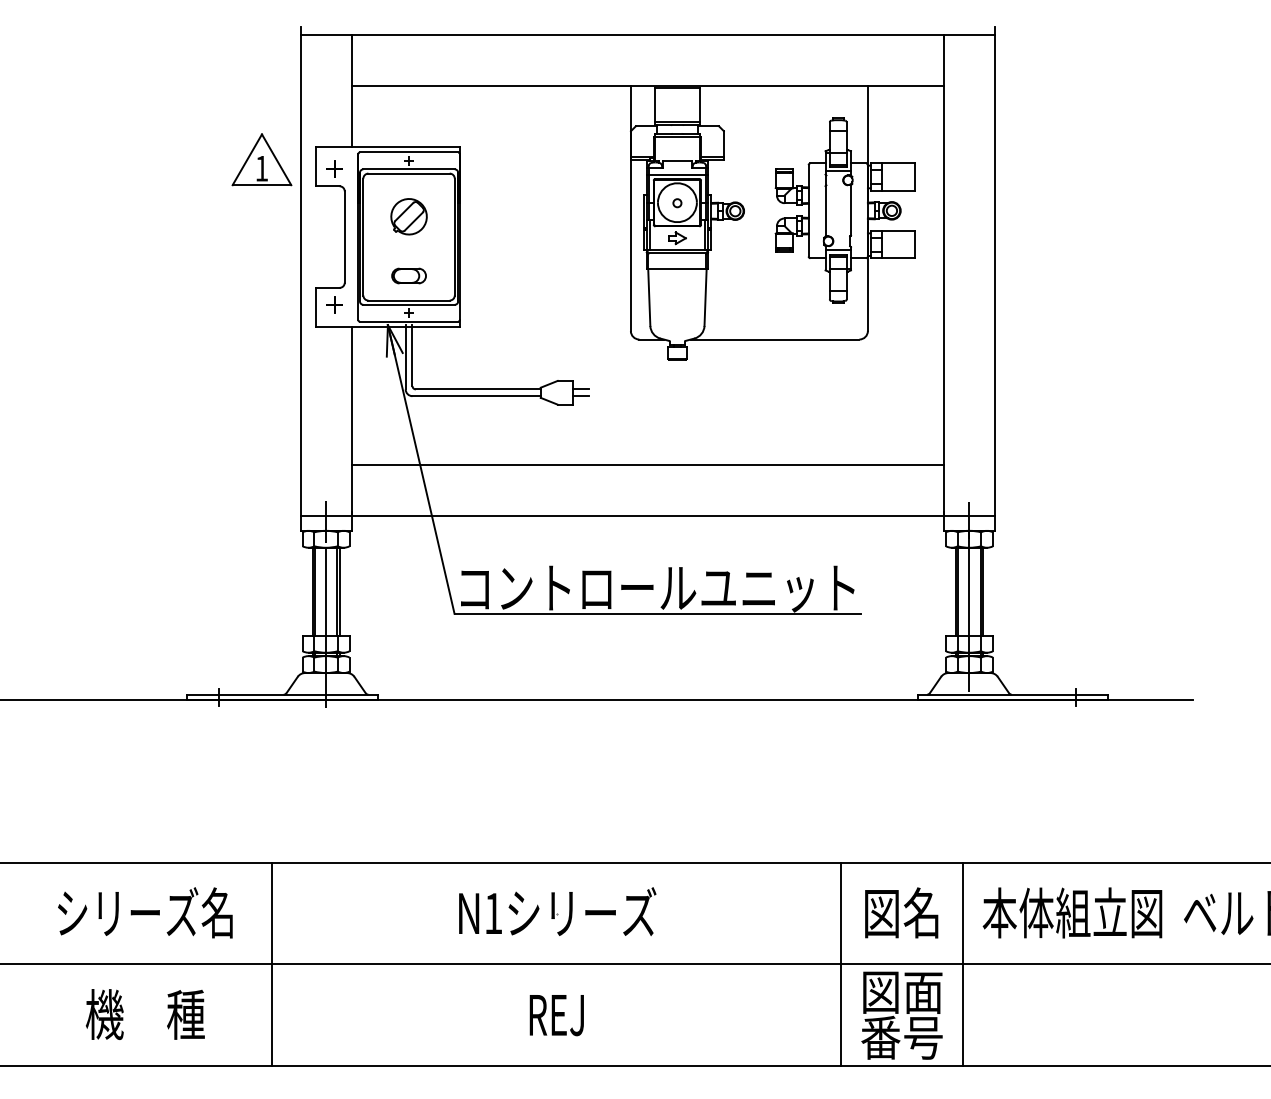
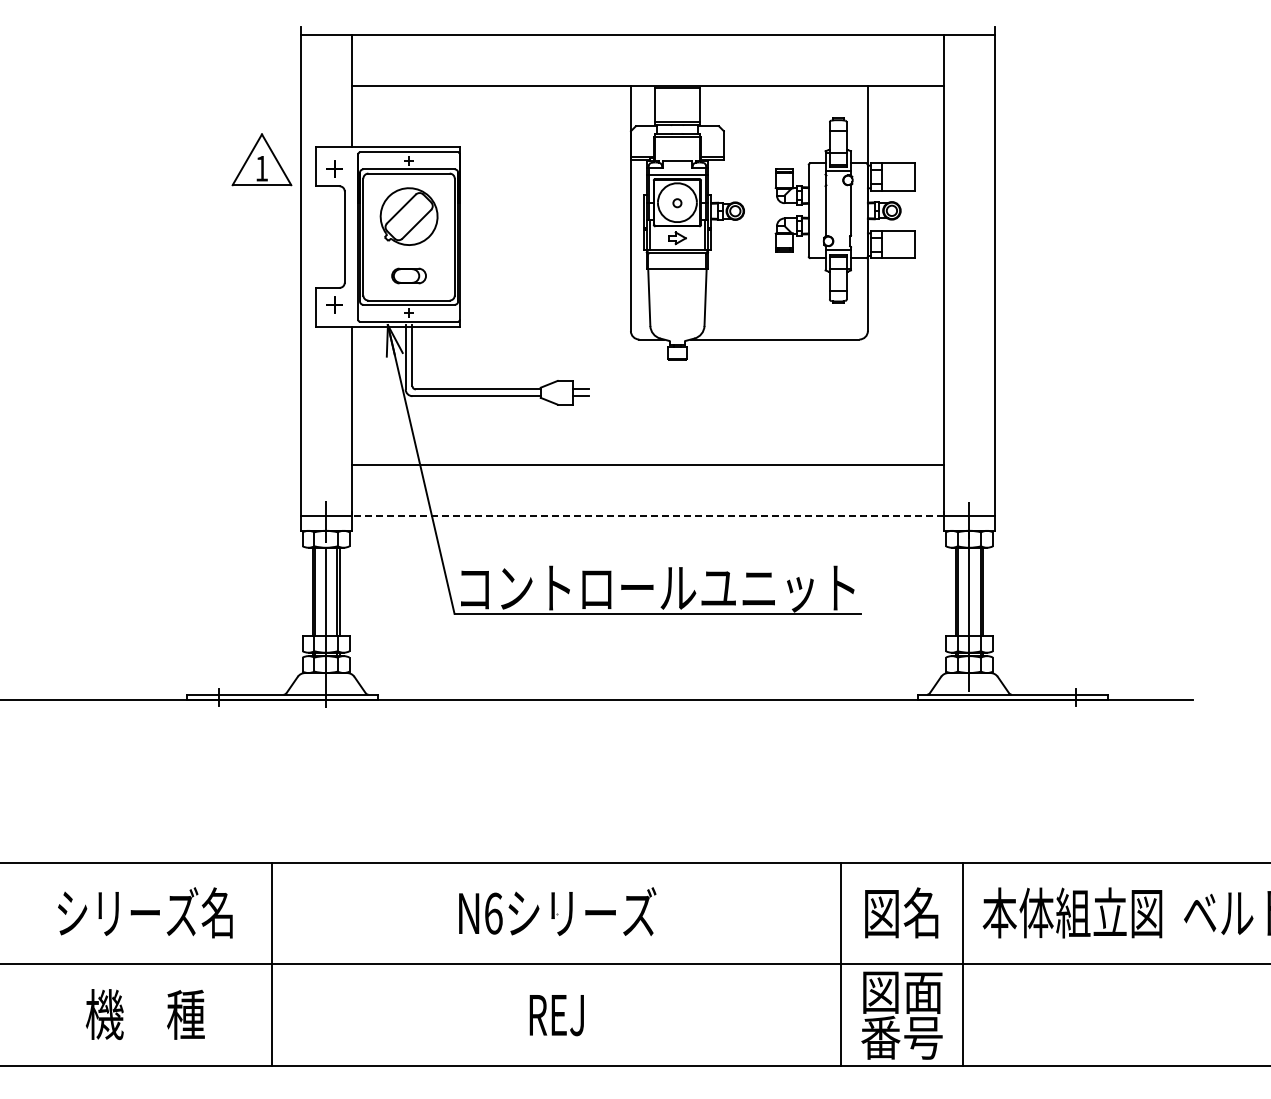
part size: 38x38 px -> 60x59 px (408, 216)
line: solid -> dashed (647, 515)
text: N1 -> N6 (493, 913)
